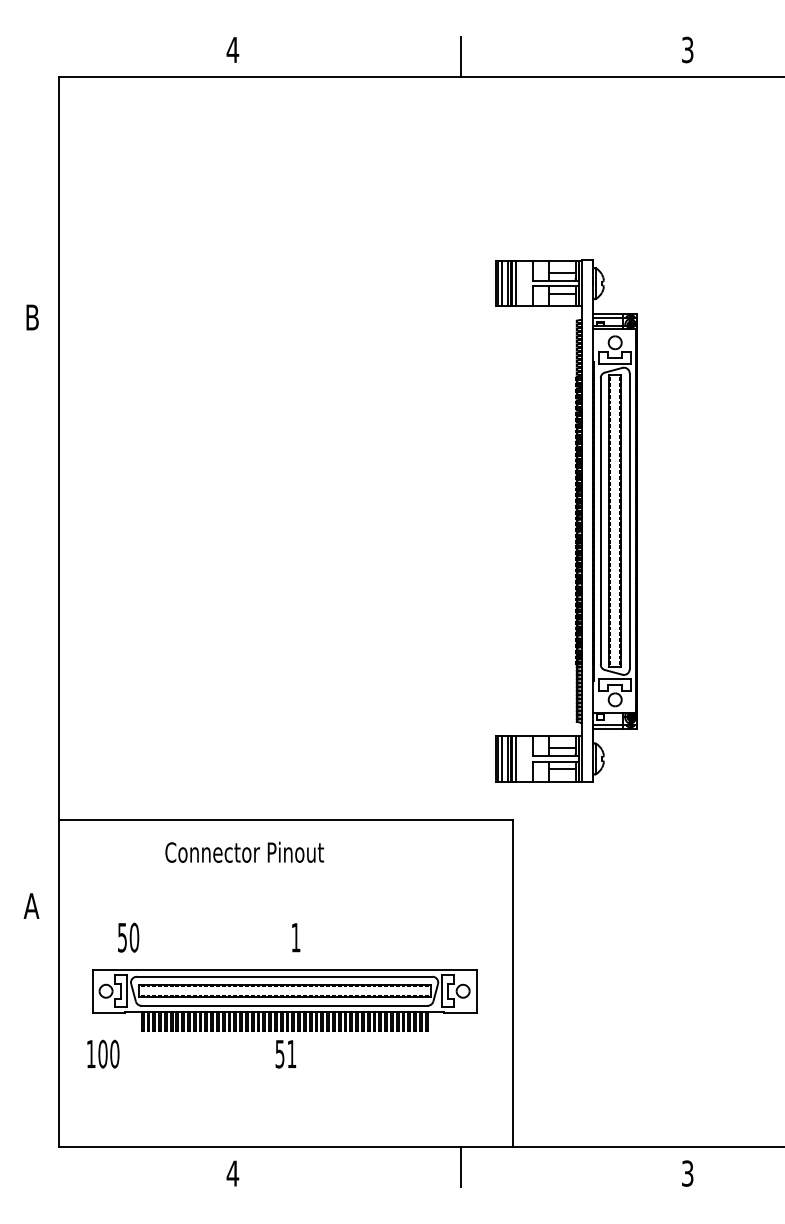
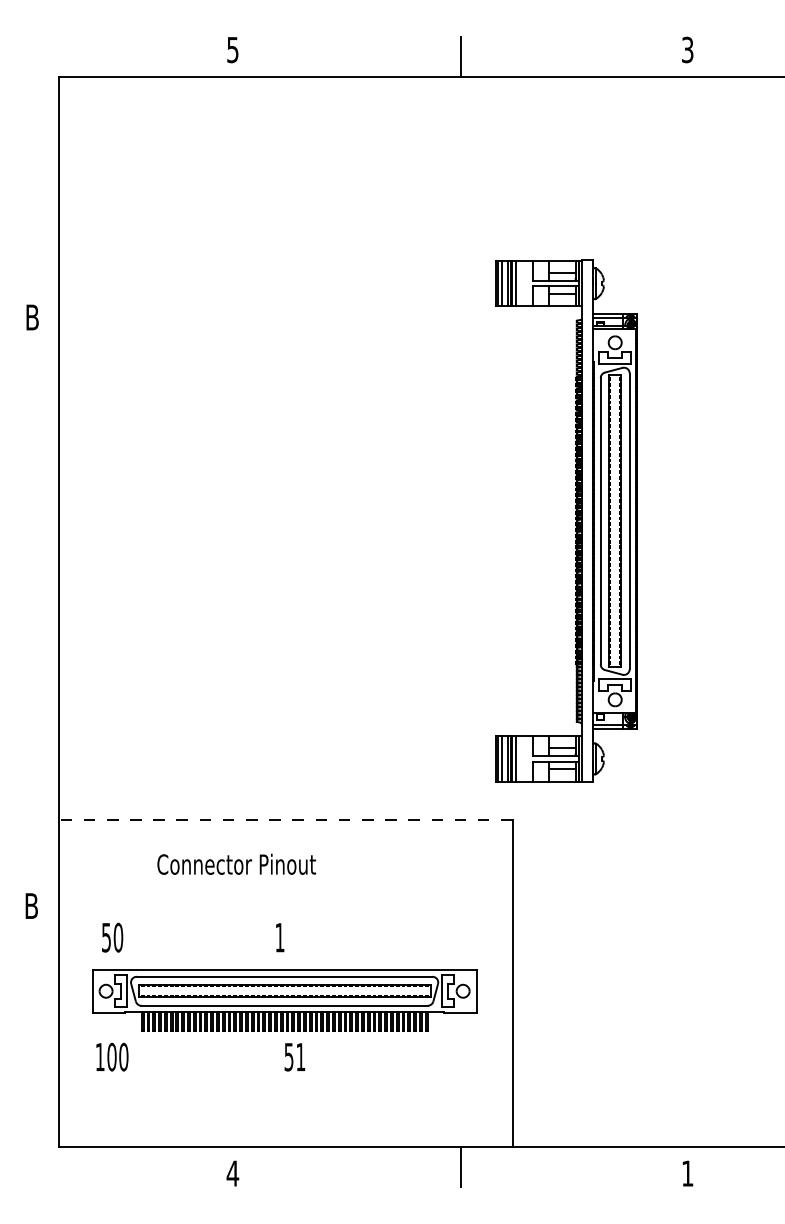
text: 4 -> 5 (232, 50)
line: solid -> dashed (286, 820)
text position: (244, 851) -> (236, 863) (236, 863)
text: A -> B (31, 905)
text position: (209, 937) -> (193, 937) (193, 937)
text position: (191, 1053) -> (200, 1056) (200, 1056)
text: 3 -> 1 (687, 1173)
